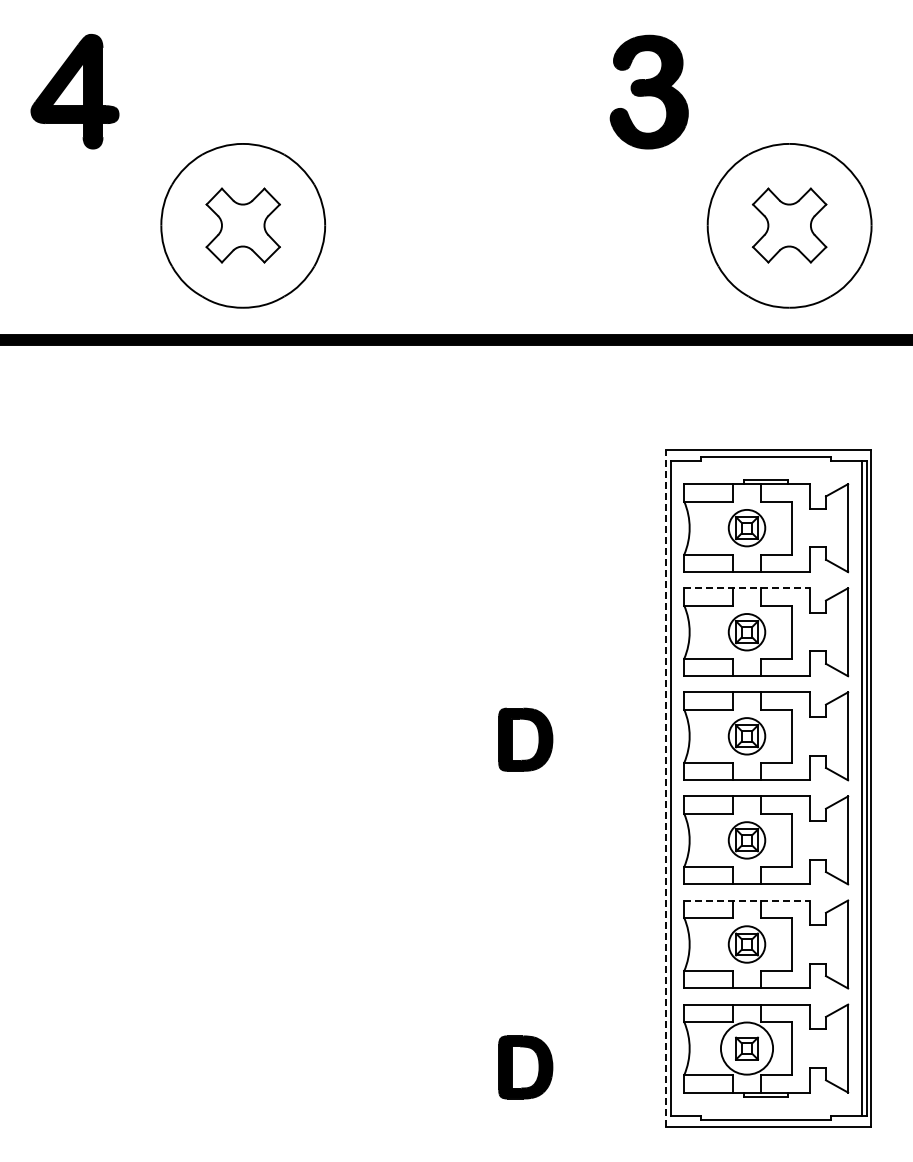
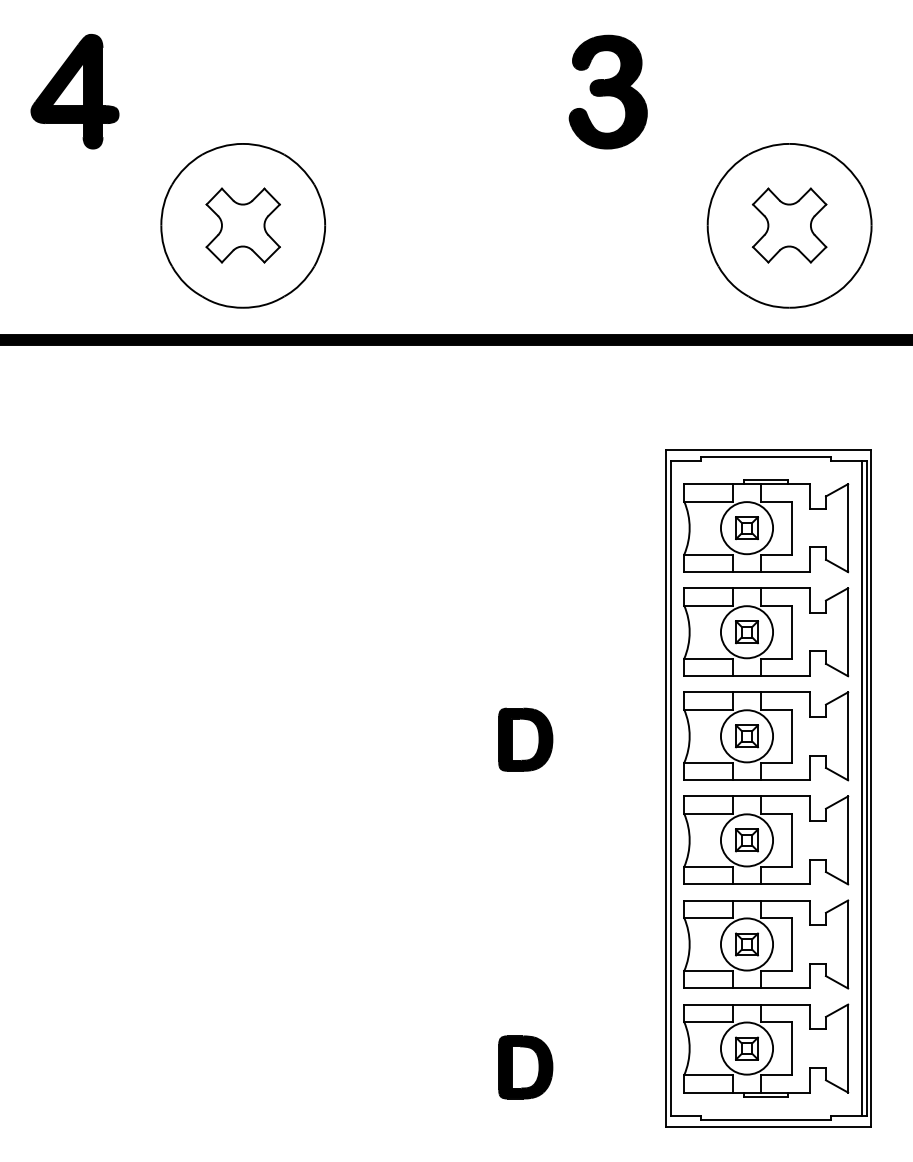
part position: (648, 91) -> (607, 91) (607, 91)
circle diameter: 36 px -> 52 px (746, 528)
line: dashed -> solid (747, 588)
circle diameter: 36 px -> 52 px (746, 632)
circle diameter: 36 px -> 52 px (746, 736)
line: dashed -> solid (666, 788)
circle diameter: 36 px -> 52 px (746, 840)
line: dashed -> solid (747, 900)
circle diameter: 36 px -> 52 px (746, 944)
